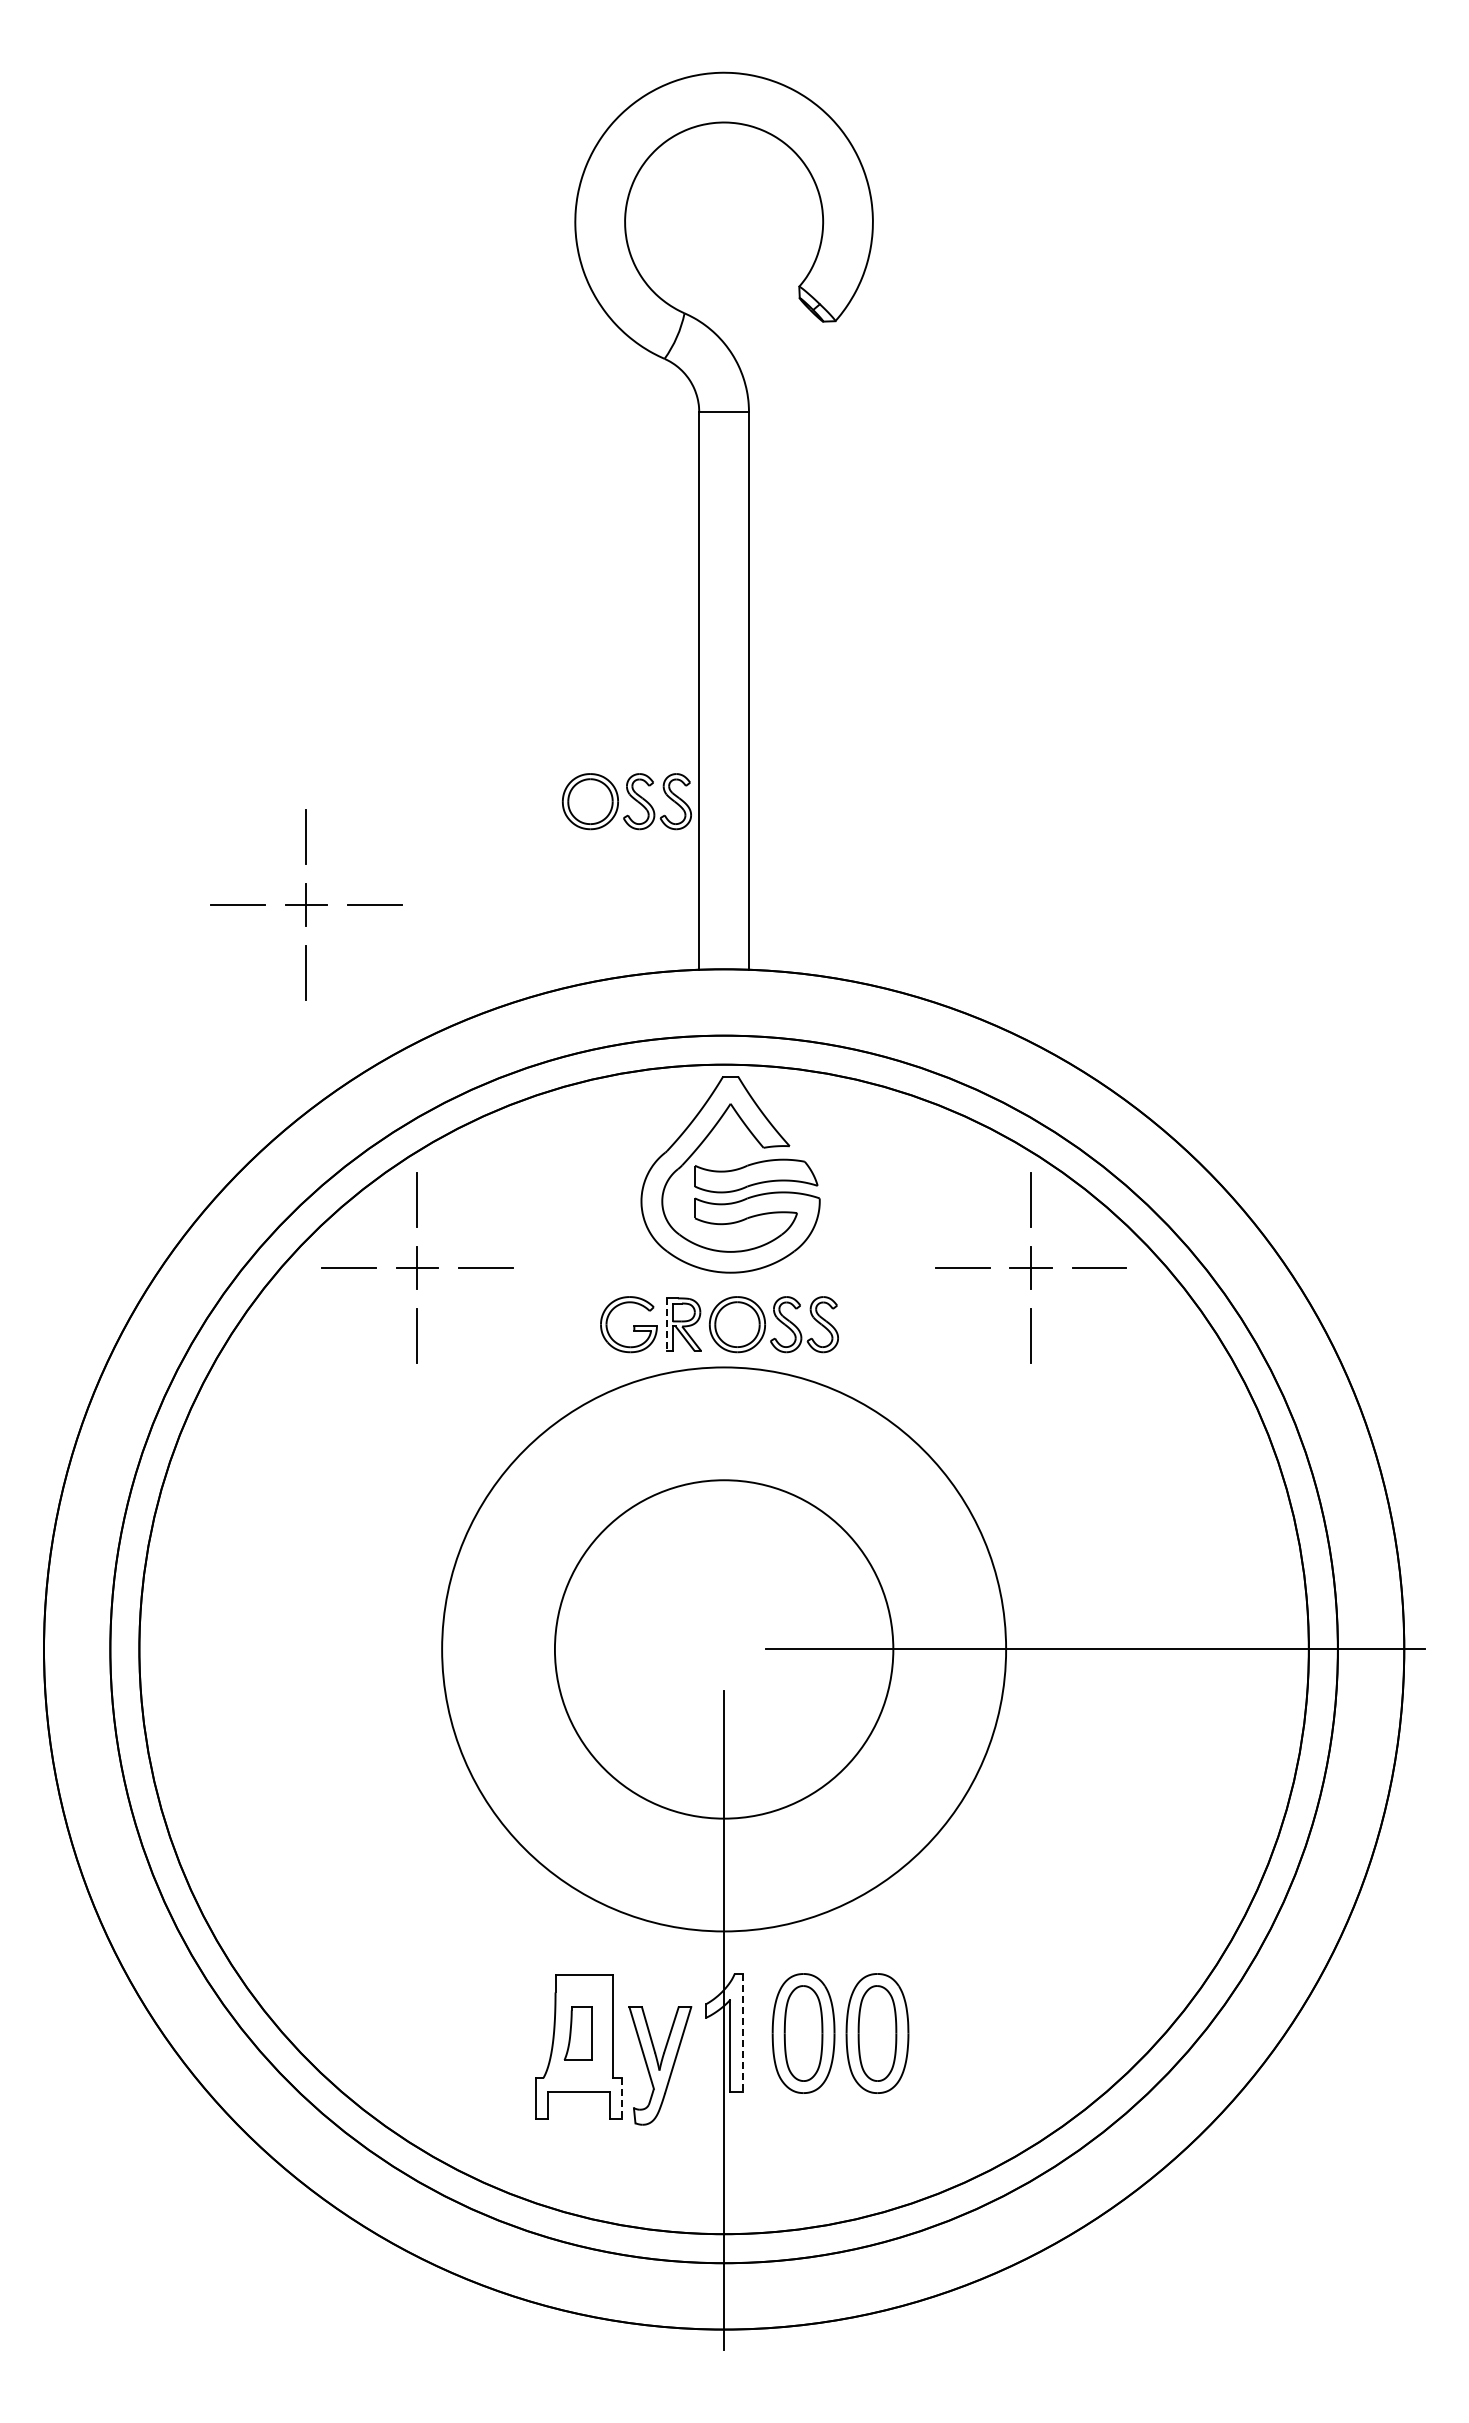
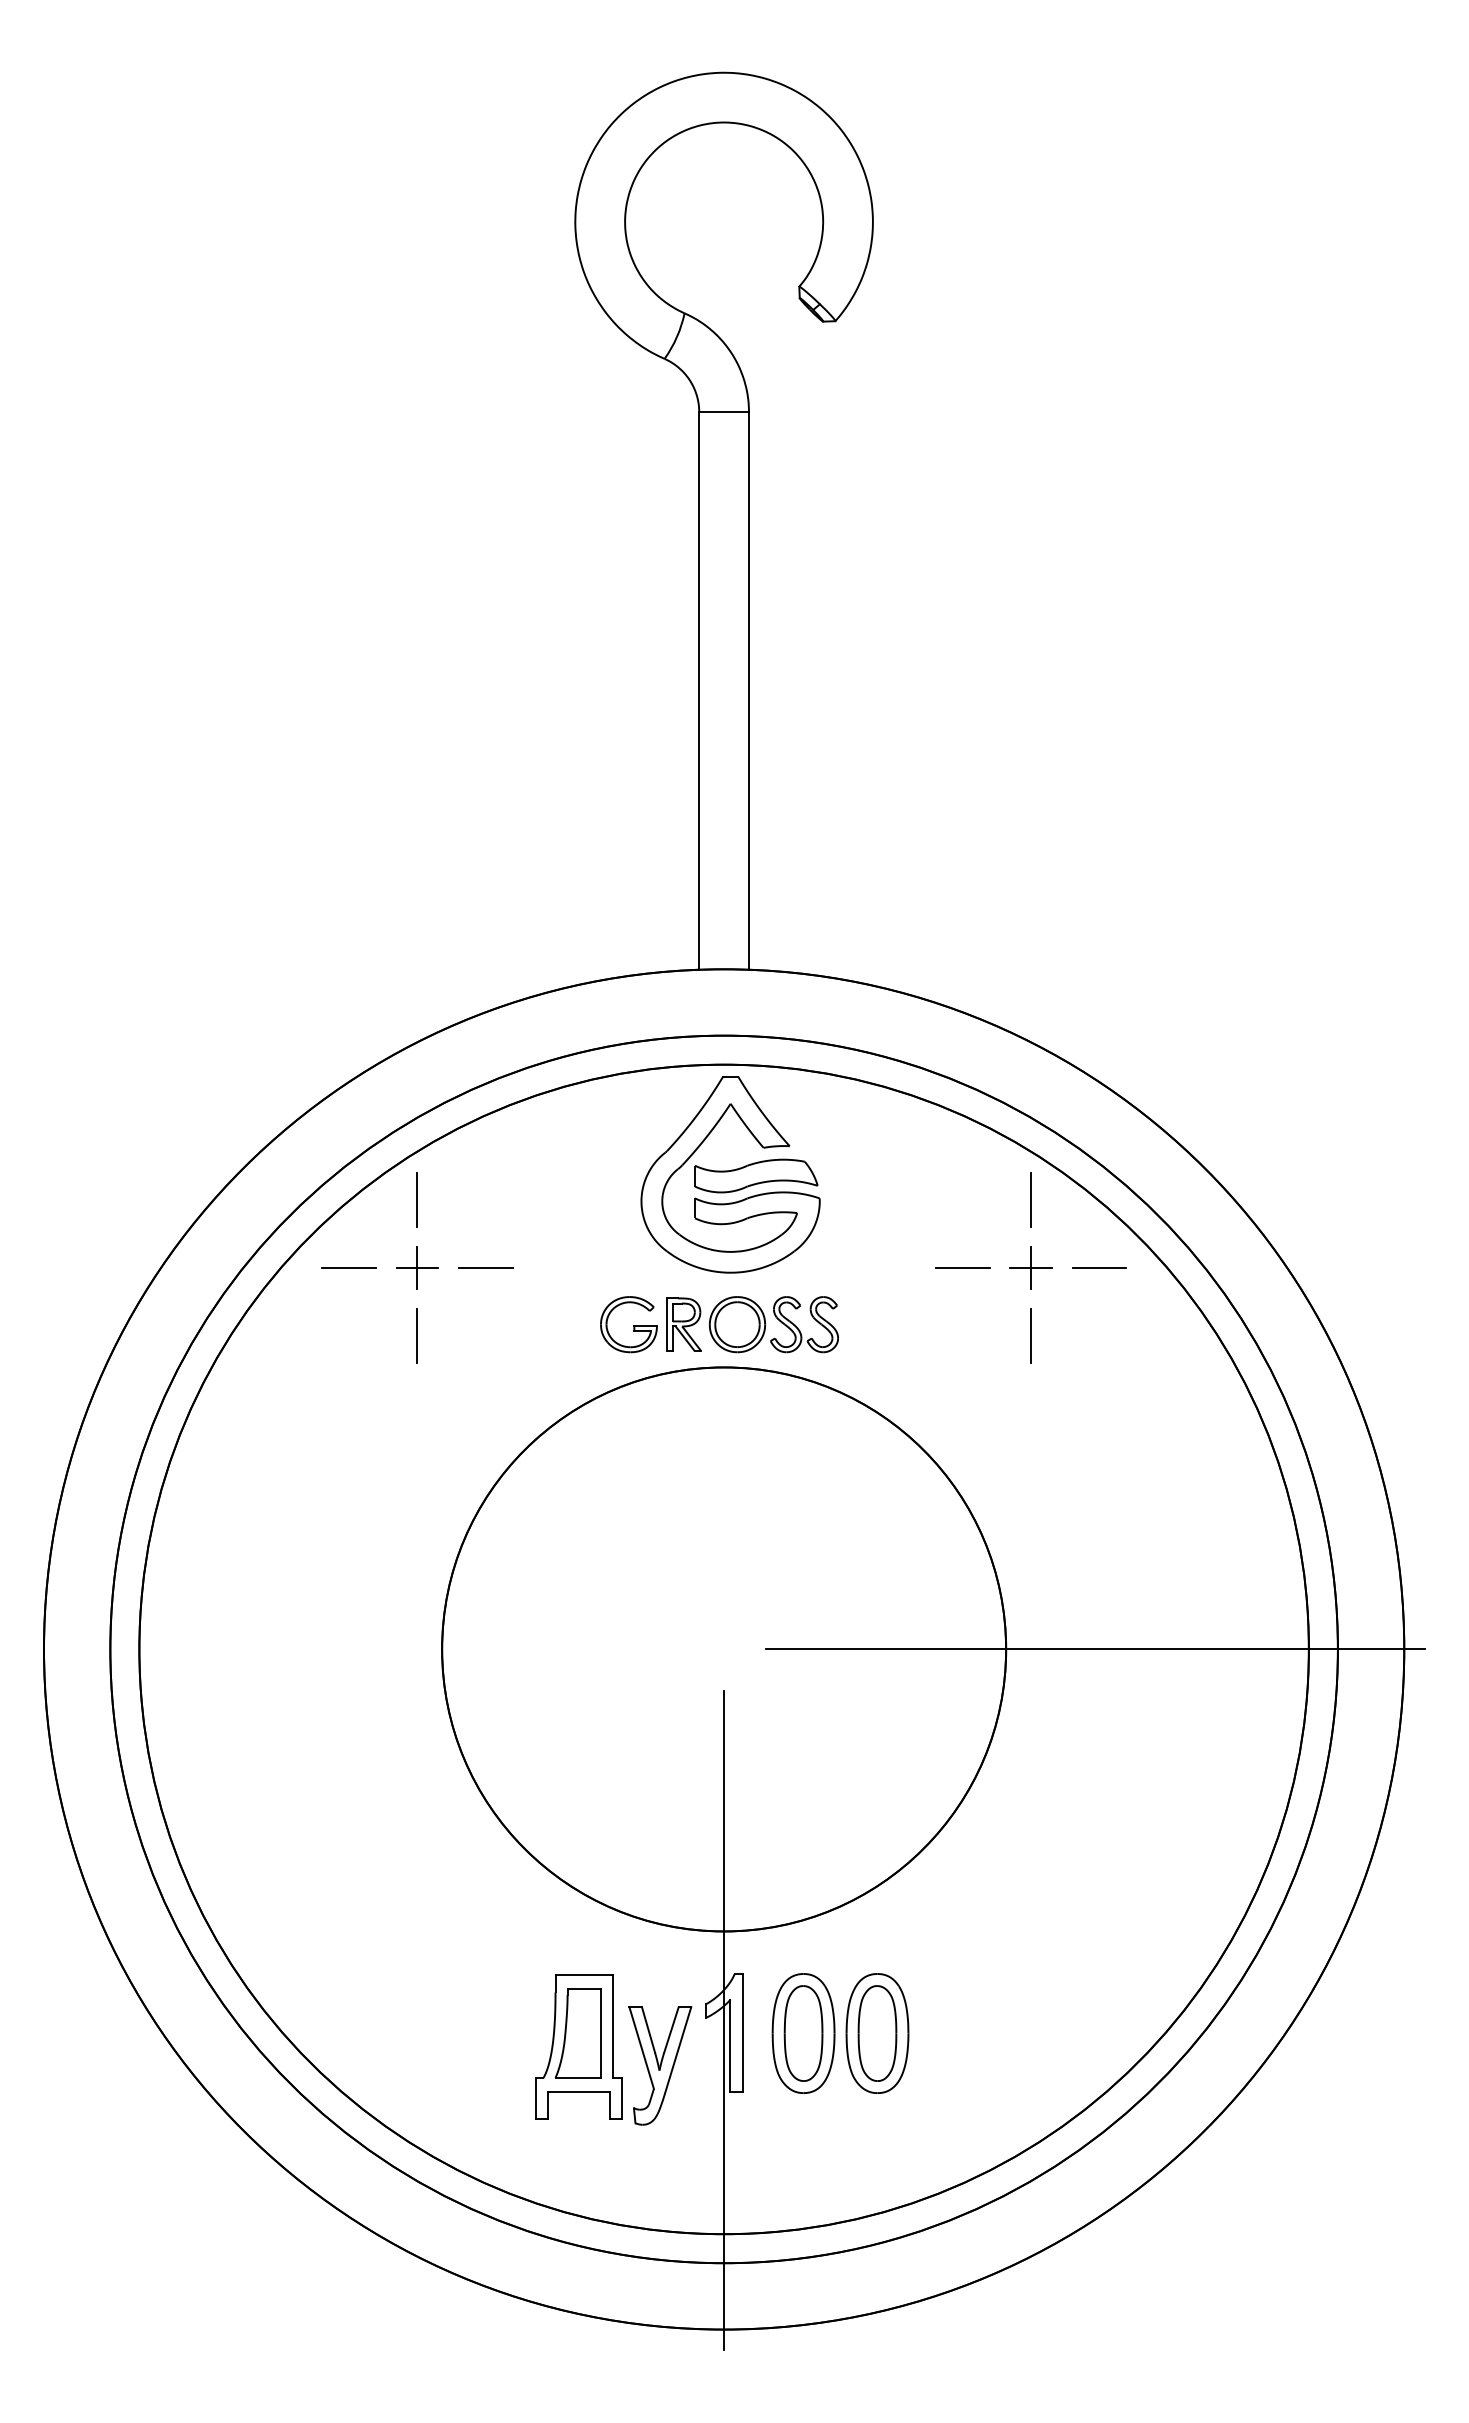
part: present -> none (630, 796)
part: present -> none (306, 904)
line: dashed -> solid (667, 1325)
circle diameter: 338 px -> 564 px (724, 1649)
line: dashed -> solid (742, 2032)
part size: 30x55 px -> 48x91 px (577, 2033)
line: dashed -> solid (621, 2098)
